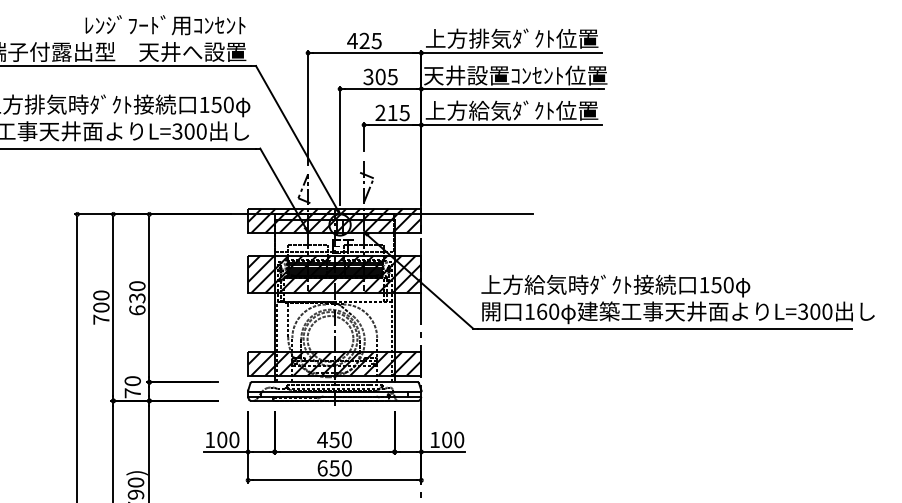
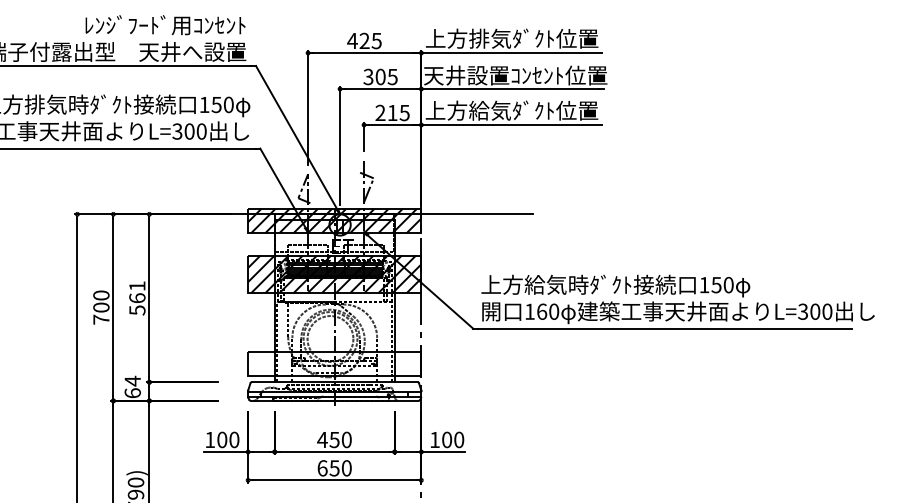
text: 630 -> 561 (137, 298)
hatch: present -> none (334, 363)
text: 70 -> 64 (132, 386)
